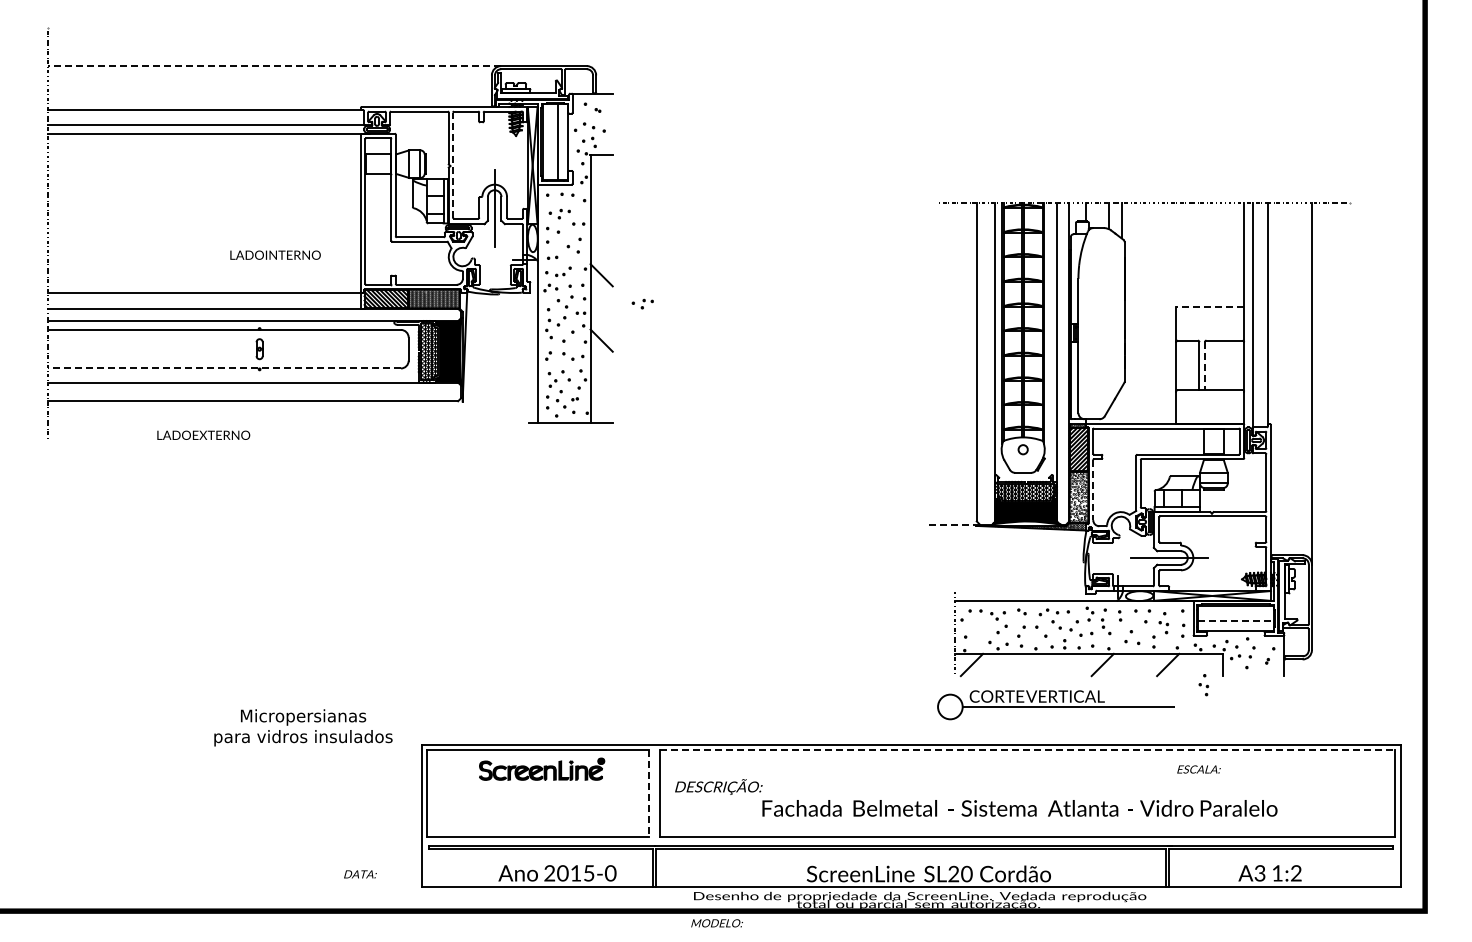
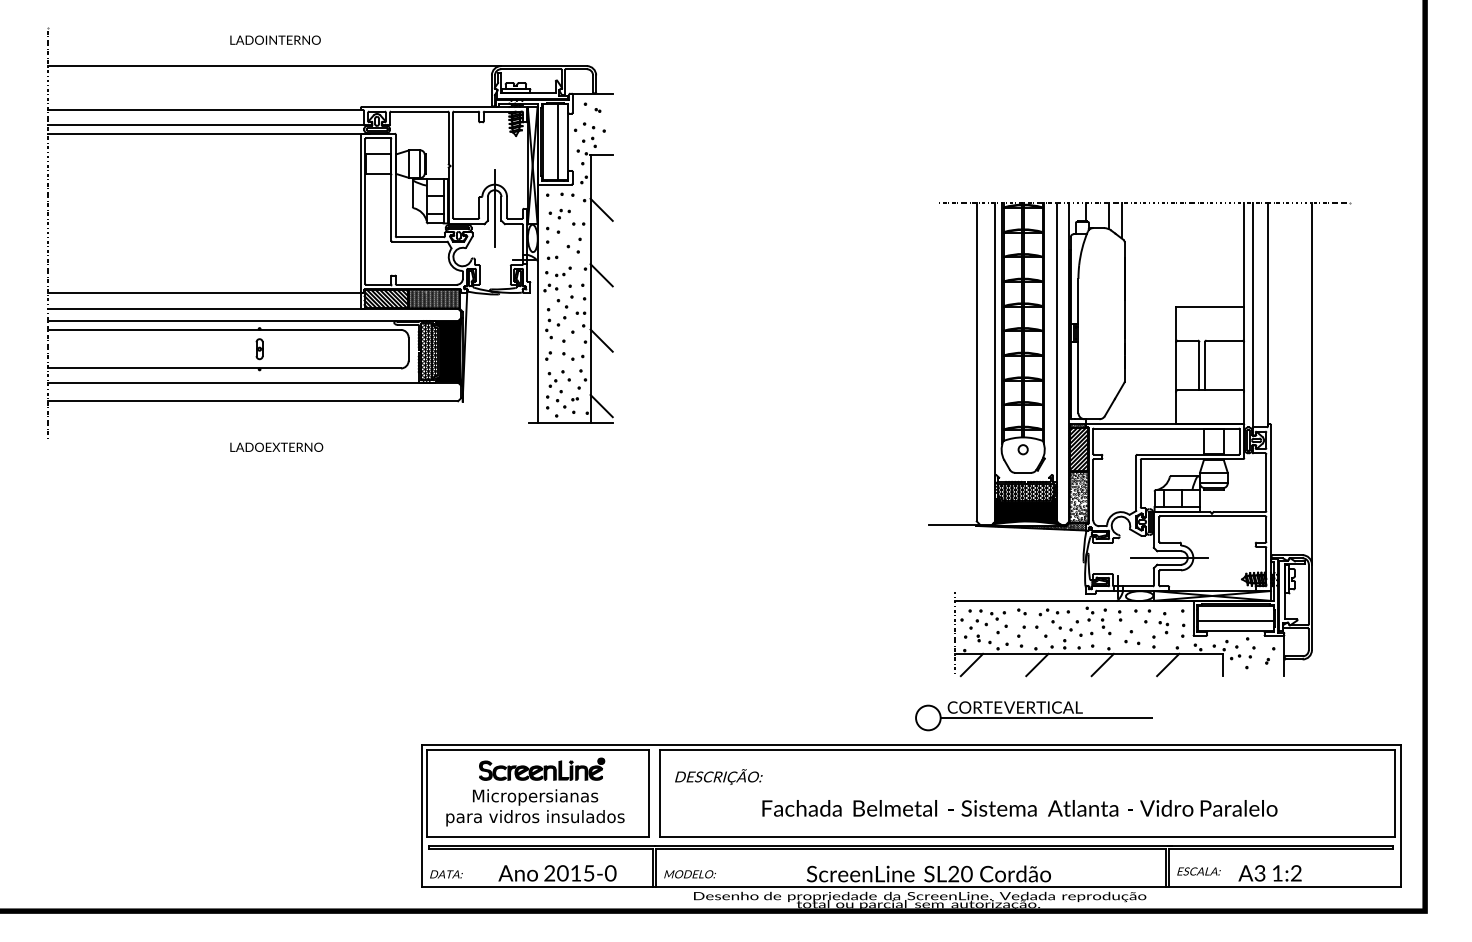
line: dashed -> solid (274, 66)
line: dashed -> solid (453, 165)
line: none -> present (601, 209)
text position: (275, 254) -> (275, 39) (275, 39)
part: present -> none (642, 303)
line: dashed -> solid (1210, 306)
line: dashed -> solid (1204, 366)
line: dashed -> solid (224, 368)
line: none -> present (601, 405)
text position: (203, 434) -> (276, 446) (276, 446)
line: dashed -> solid (1093, 490)
line: dashed -> solid (954, 524)
line: dashed -> solid (1236, 621)
part: none -> present (978, 630)
line: none -> present (1037, 664)
part: present -> none (1203, 685)
part position: (1055, 705) -> (1033, 716) (1033, 716)
text position: (303, 727) -> (535, 807) (535, 807)
line: dashed -> solid (1027, 749)
text position: (1198, 769) -> (1198, 871) (1198, 871)
text position: (718, 786) -> (718, 776) (718, 776)
line: dashed -> solid (649, 793)
text position: (360, 874) -> (446, 874) (446, 874)
text position: (716, 923) -> (689, 874) (689, 874)
